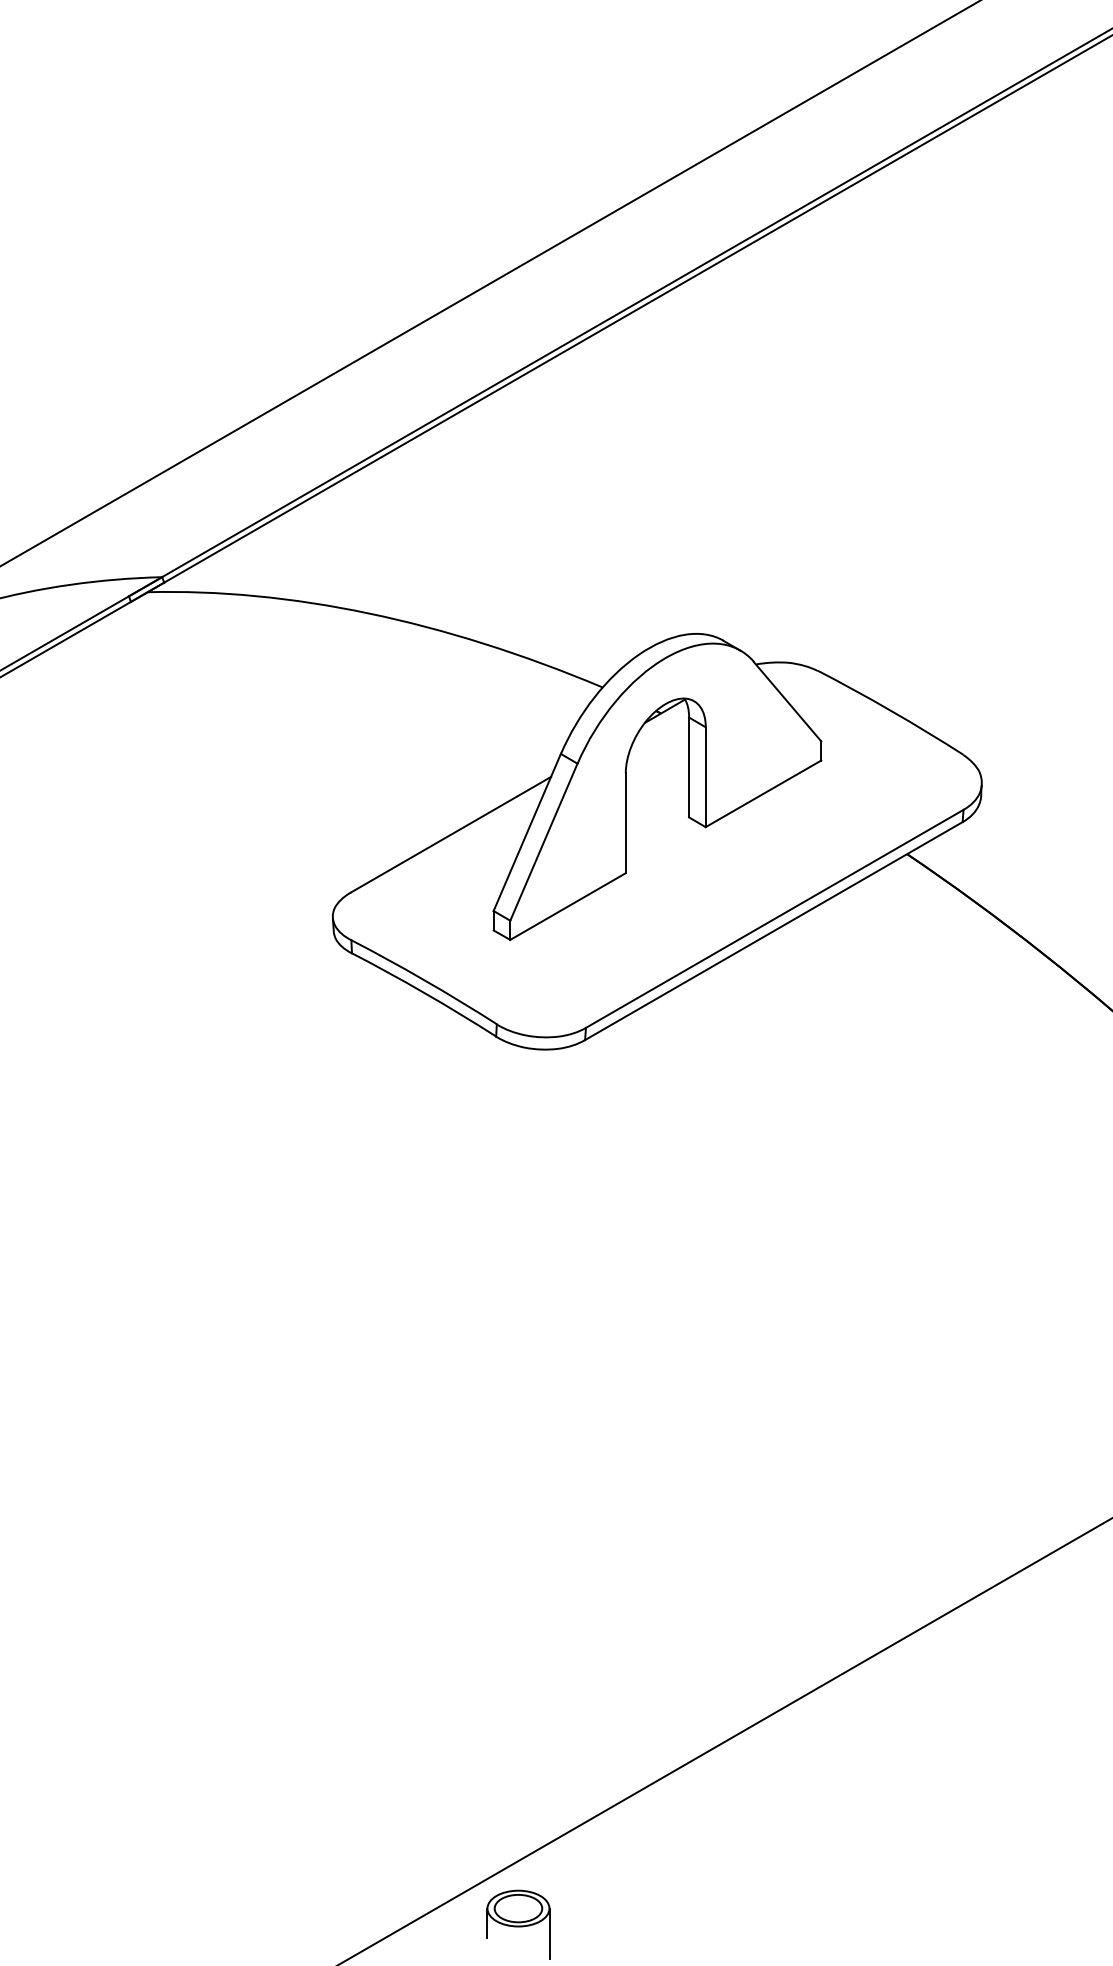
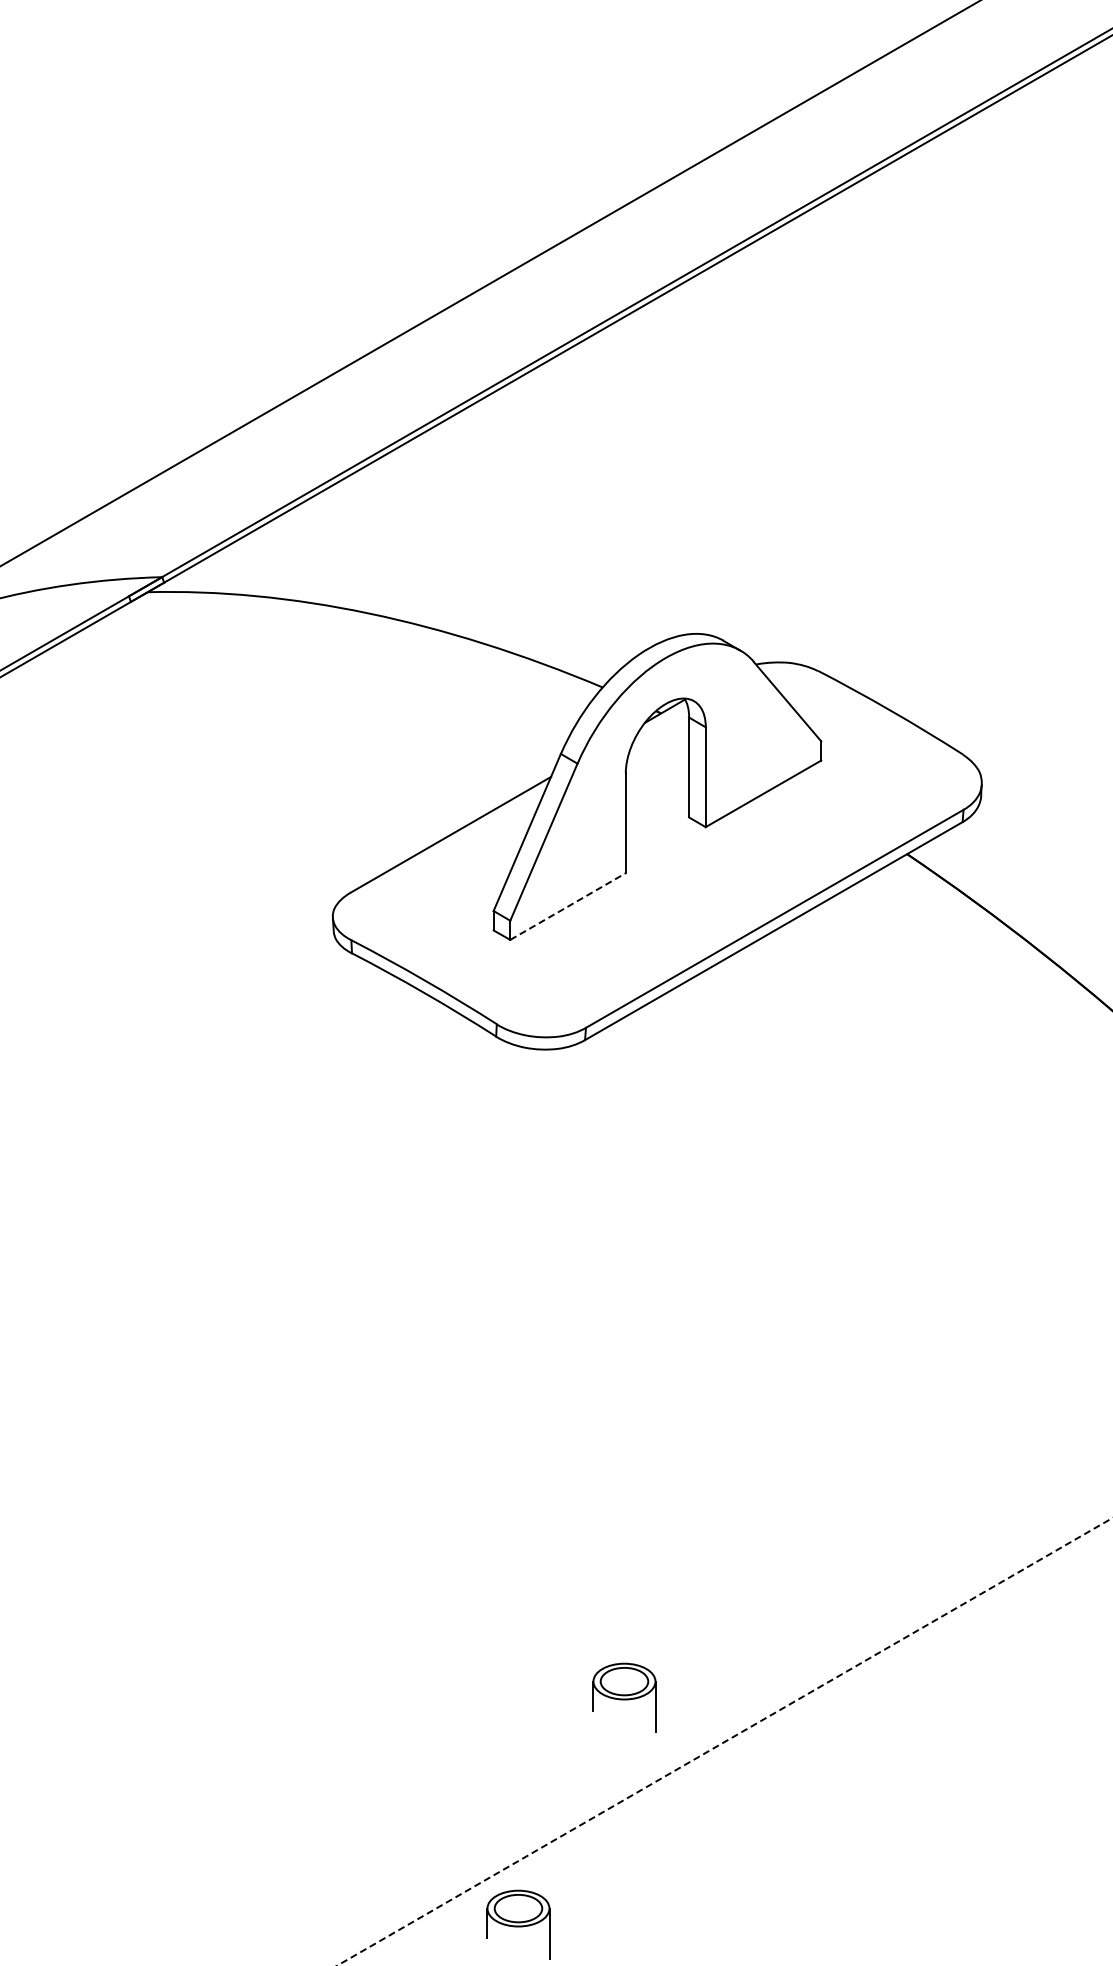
line: solid -> dashed (567, 906)
part: none -> present (624, 1697)
line: solid -> dashed (724, 1741)
